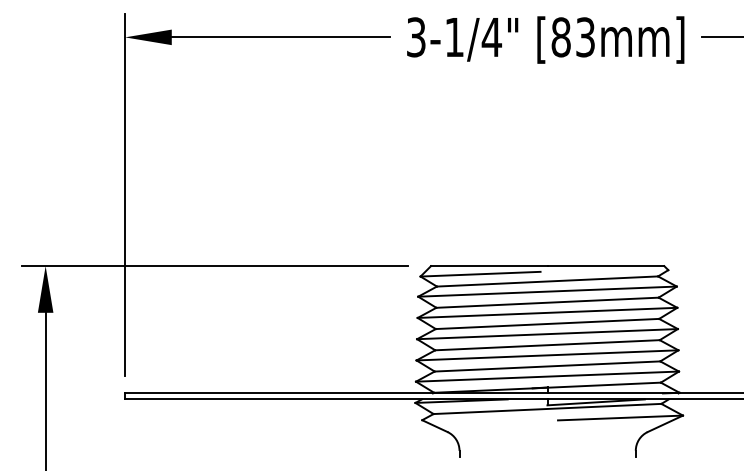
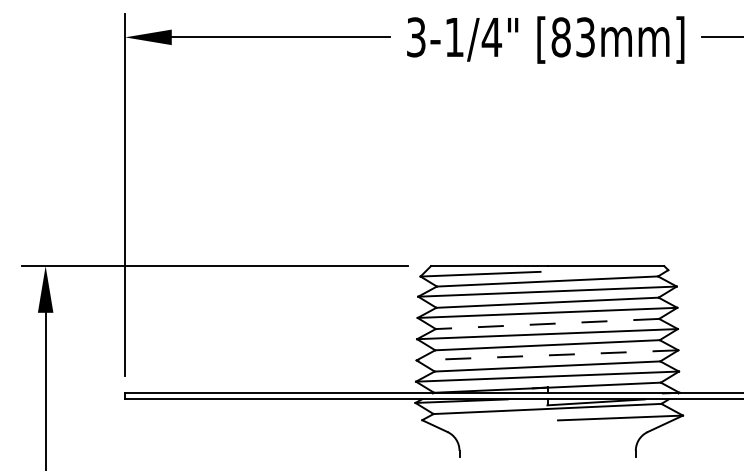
line: solid -> dashed (547, 323)
line: solid -> dashed (547, 355)
